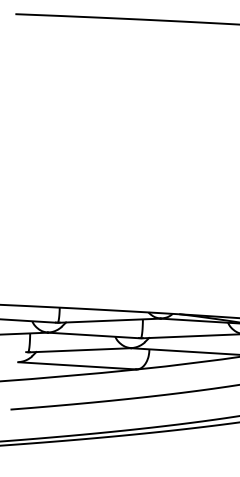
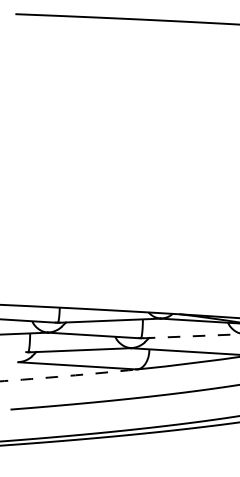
line: solid -> dashed (191, 336)
arc: solid -> dashed (68, 375)
